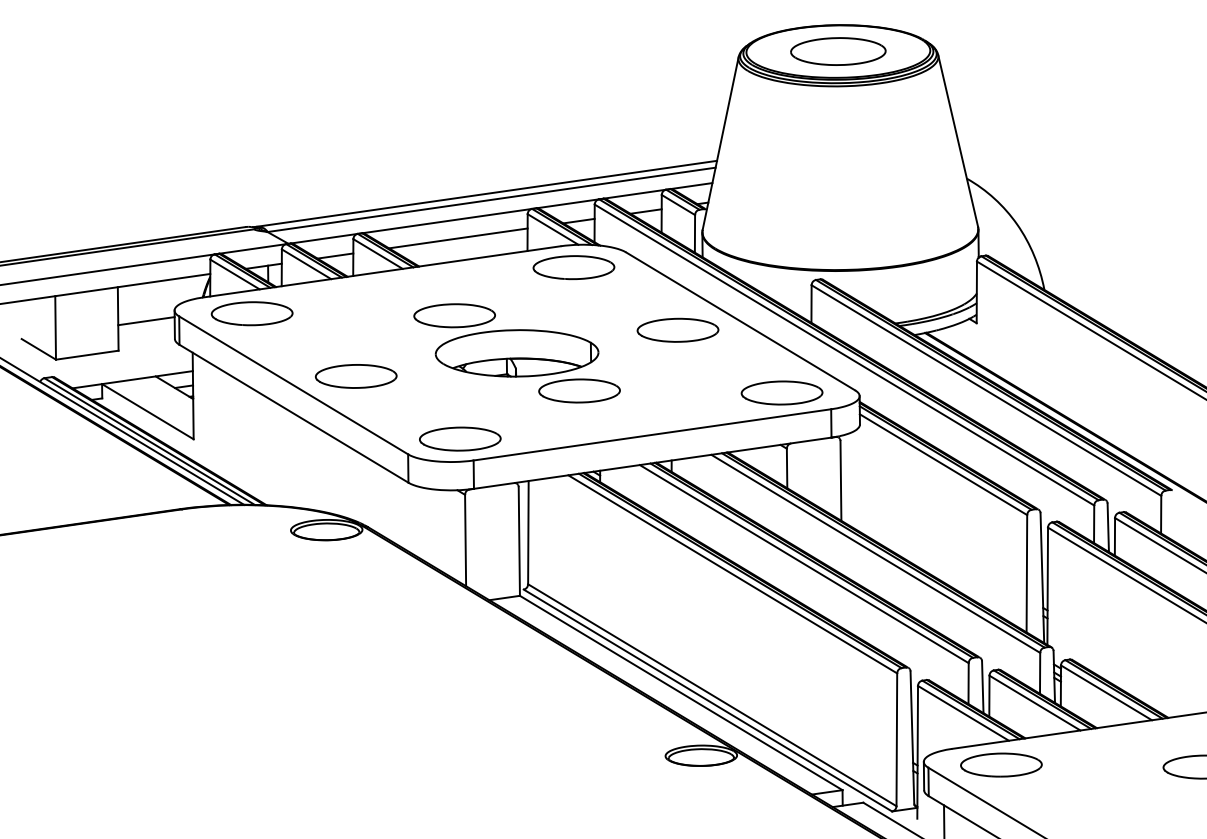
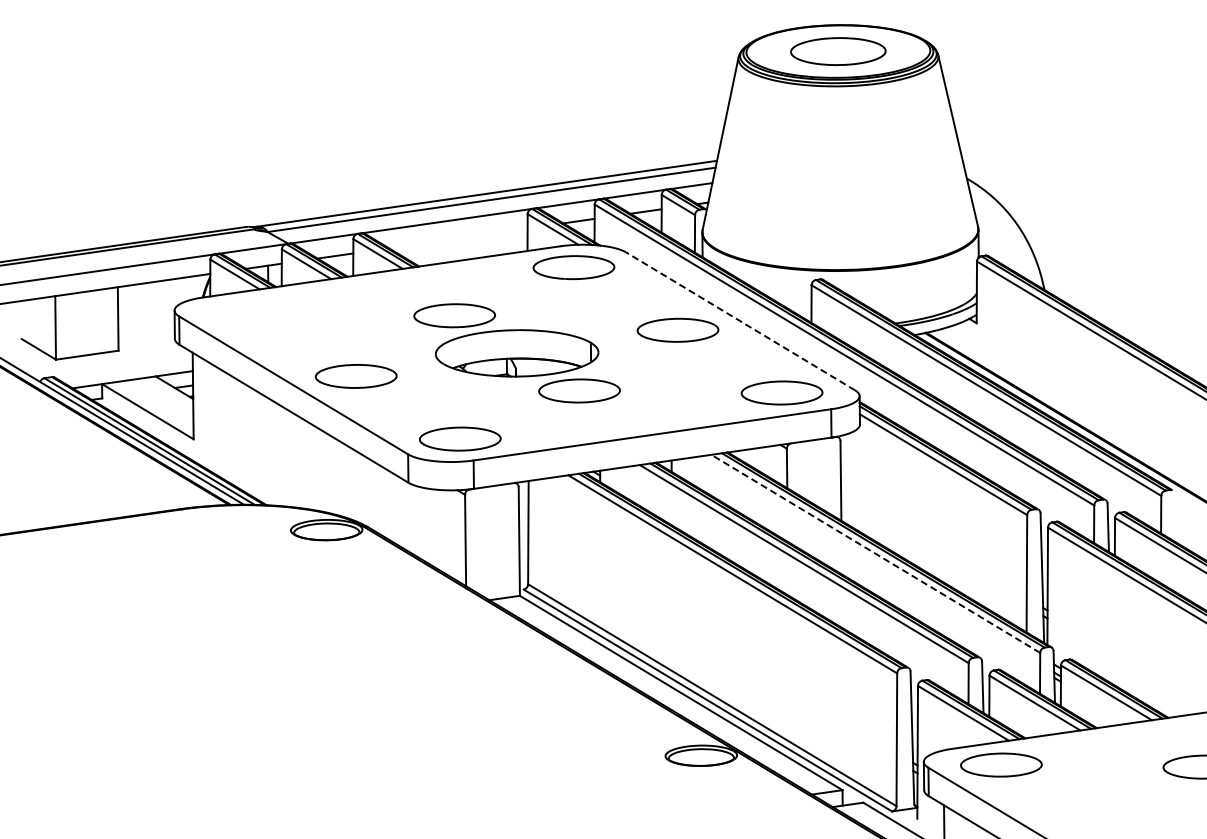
line: present -> none (458, 238)
part: present -> none (251, 313)
line: present -> none (146, 321)
line: solid -> dashed (740, 321)
line: solid -> dashed (875, 553)
